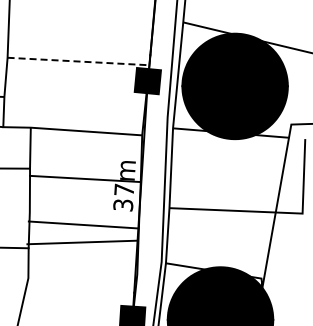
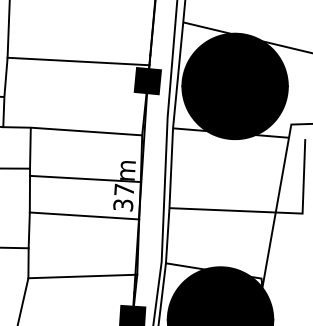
line: dashed -> solid (79, 61)
line position: (83, 224) -> (84, 215) (84, 215)
line position: (81, 242) -> (82, 276) (82, 276)
